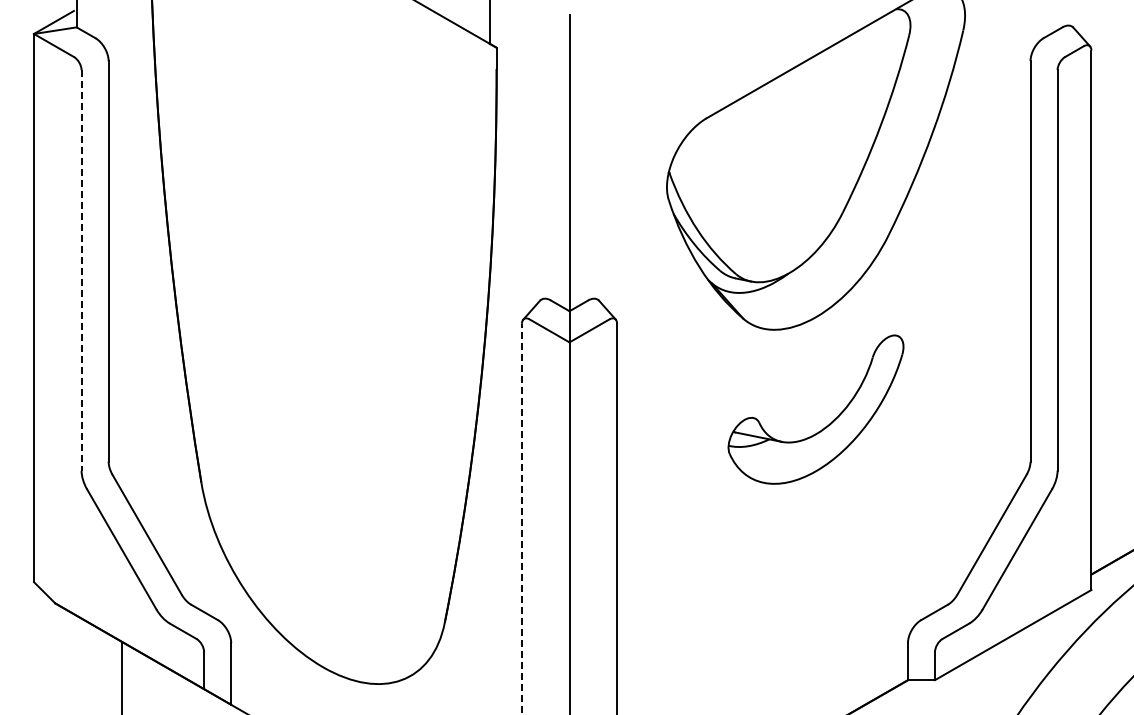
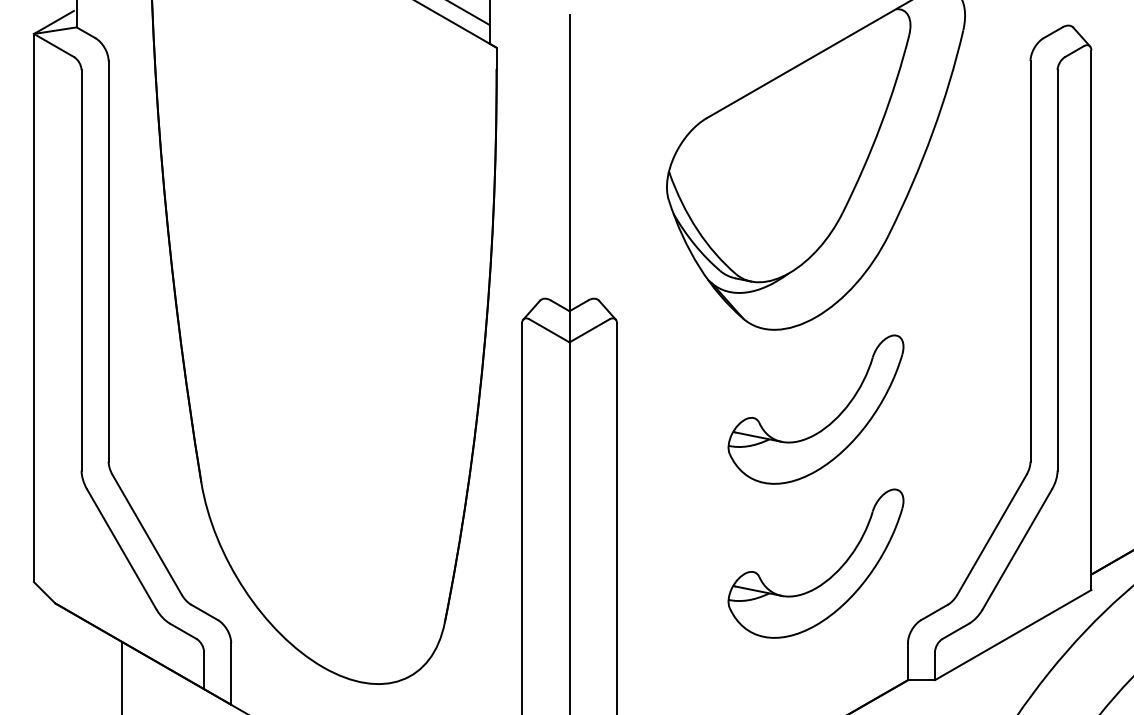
line: none -> present (469, 13)
line: dashed -> solid (81, 270)
line: dashed -> solid (521, 518)
part: none -> present (826, 579)
